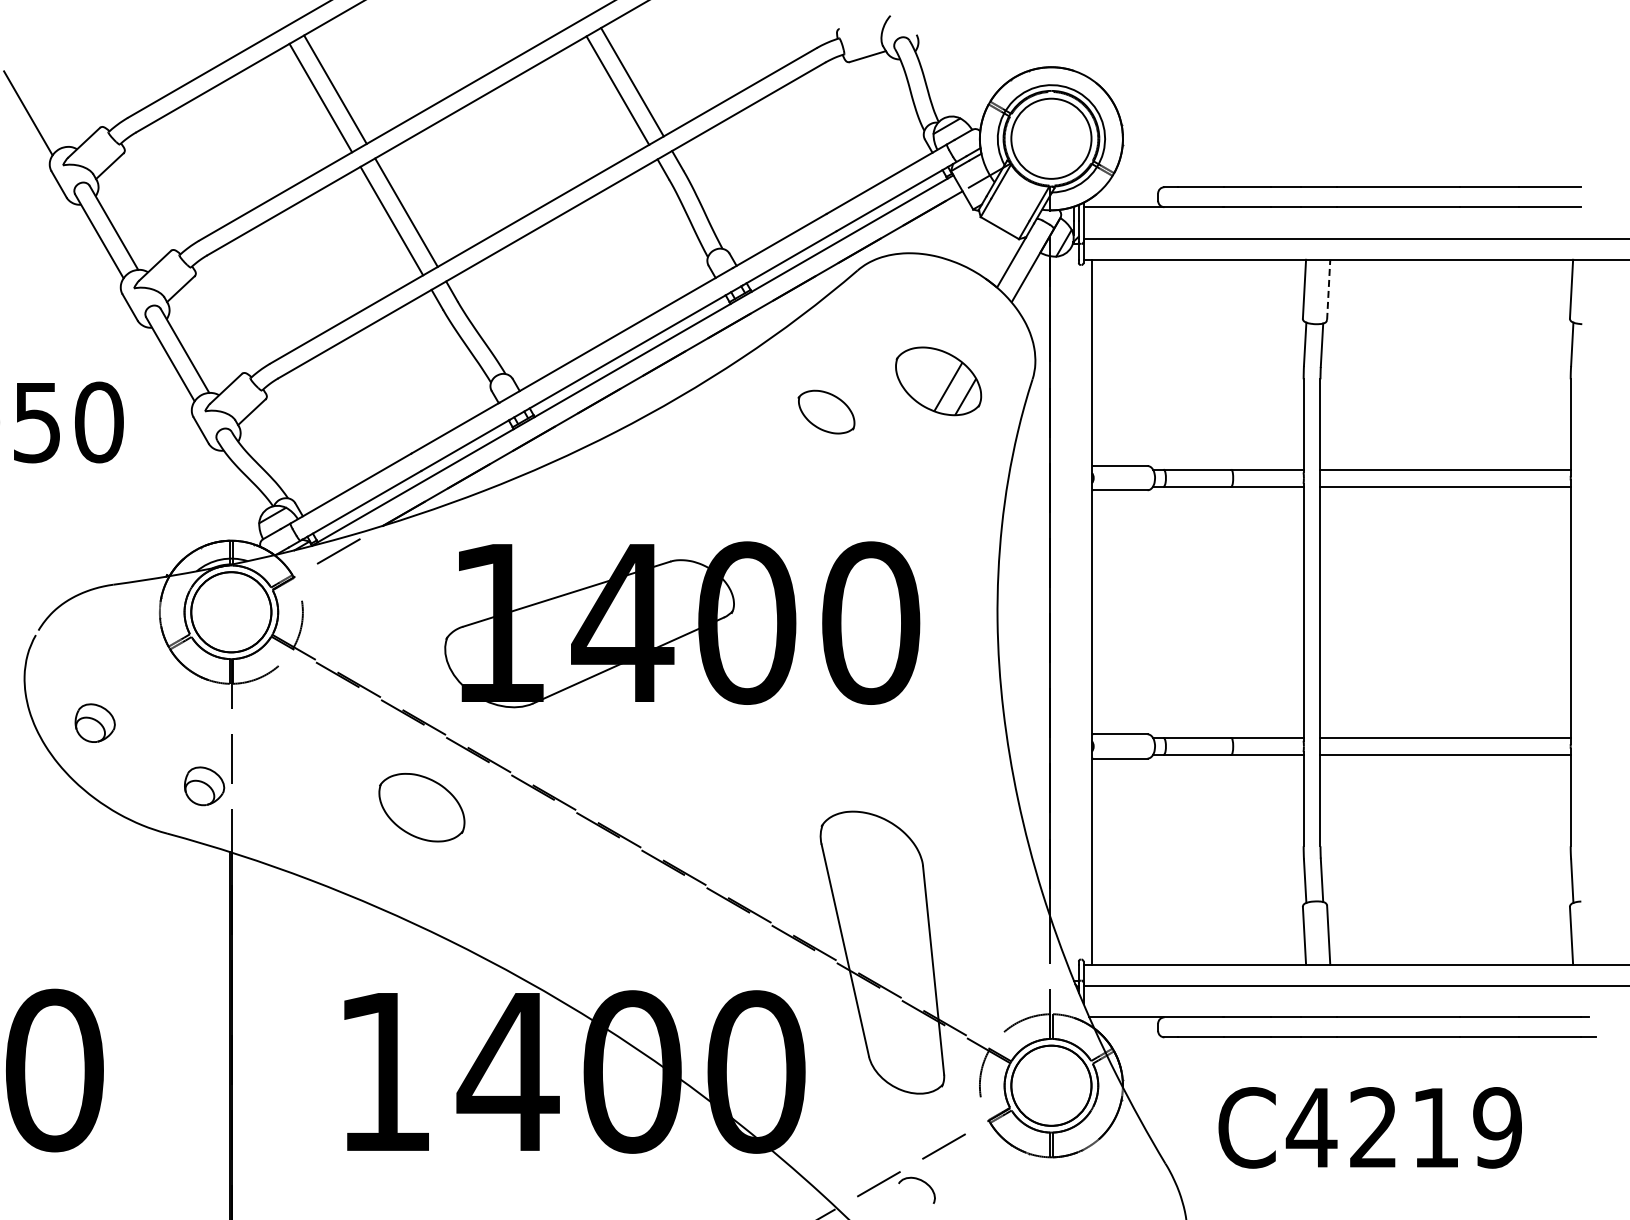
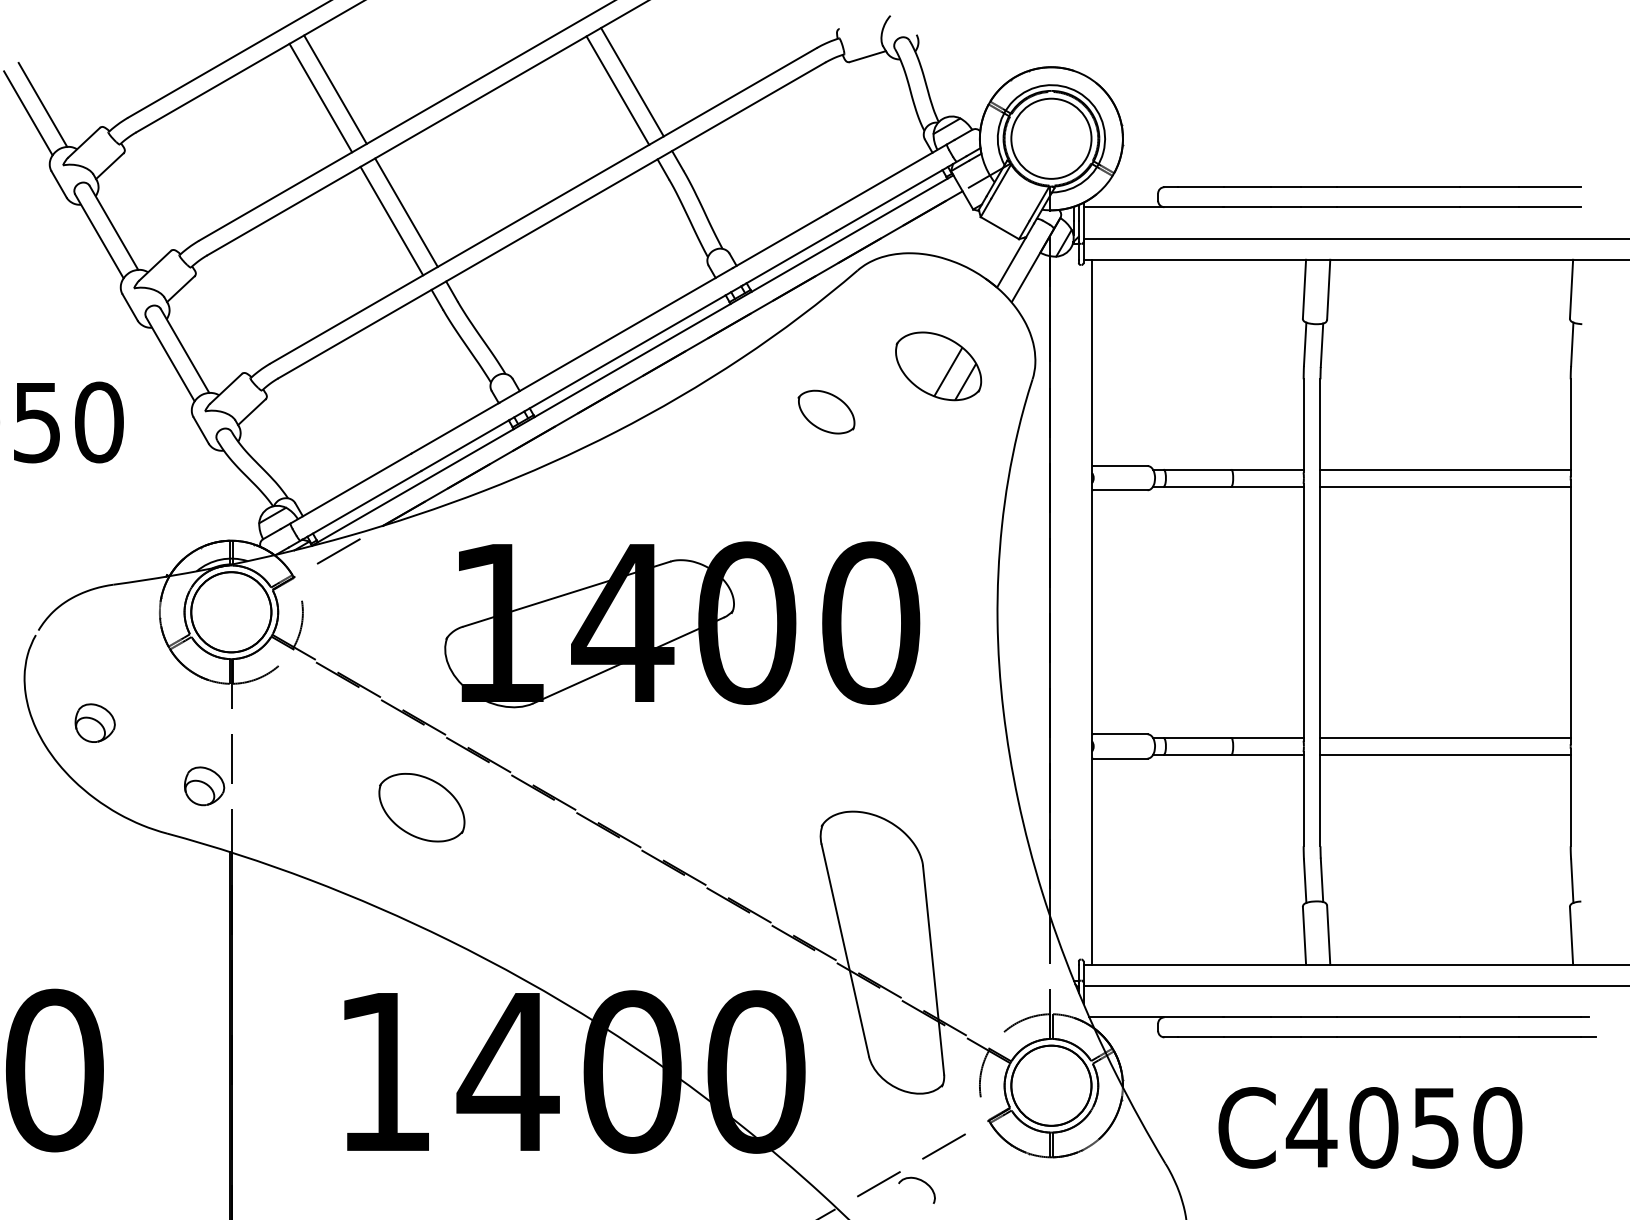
line: none -> present (42, 104)
line: dashed -> solid (1328, 289)
part position: (938, 381) -> (938, 366) (938, 366)
text: C4219 -> C4050 (1435, 1127)
